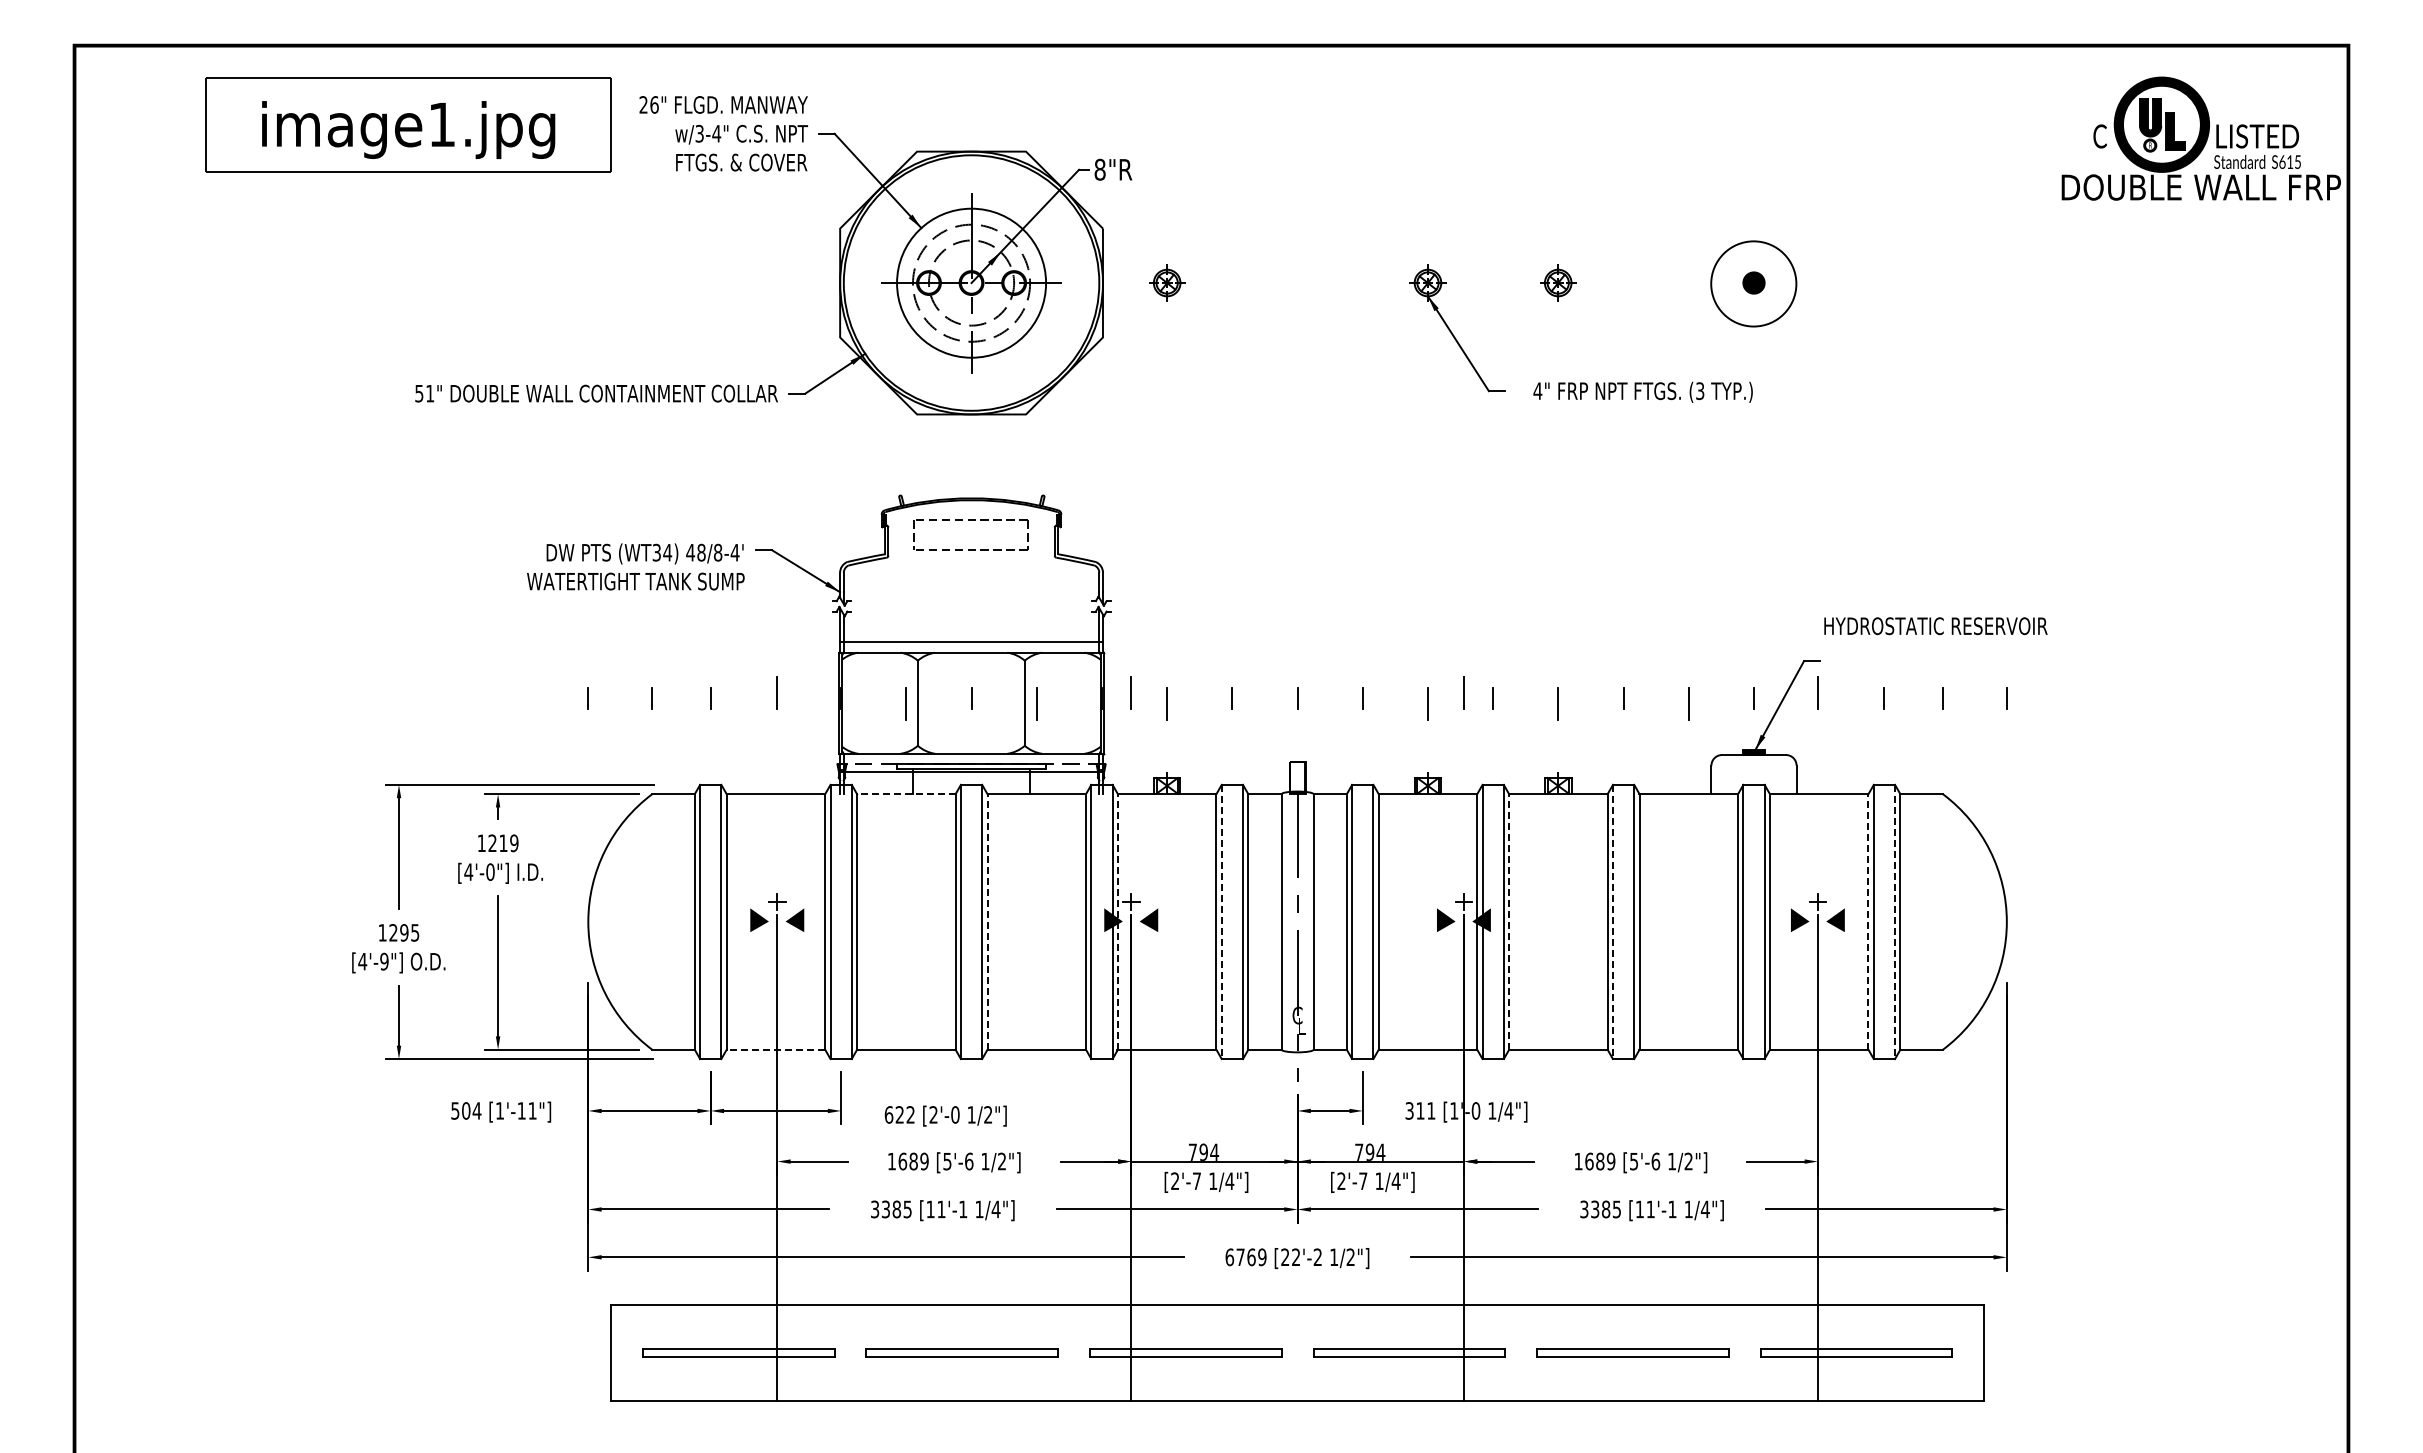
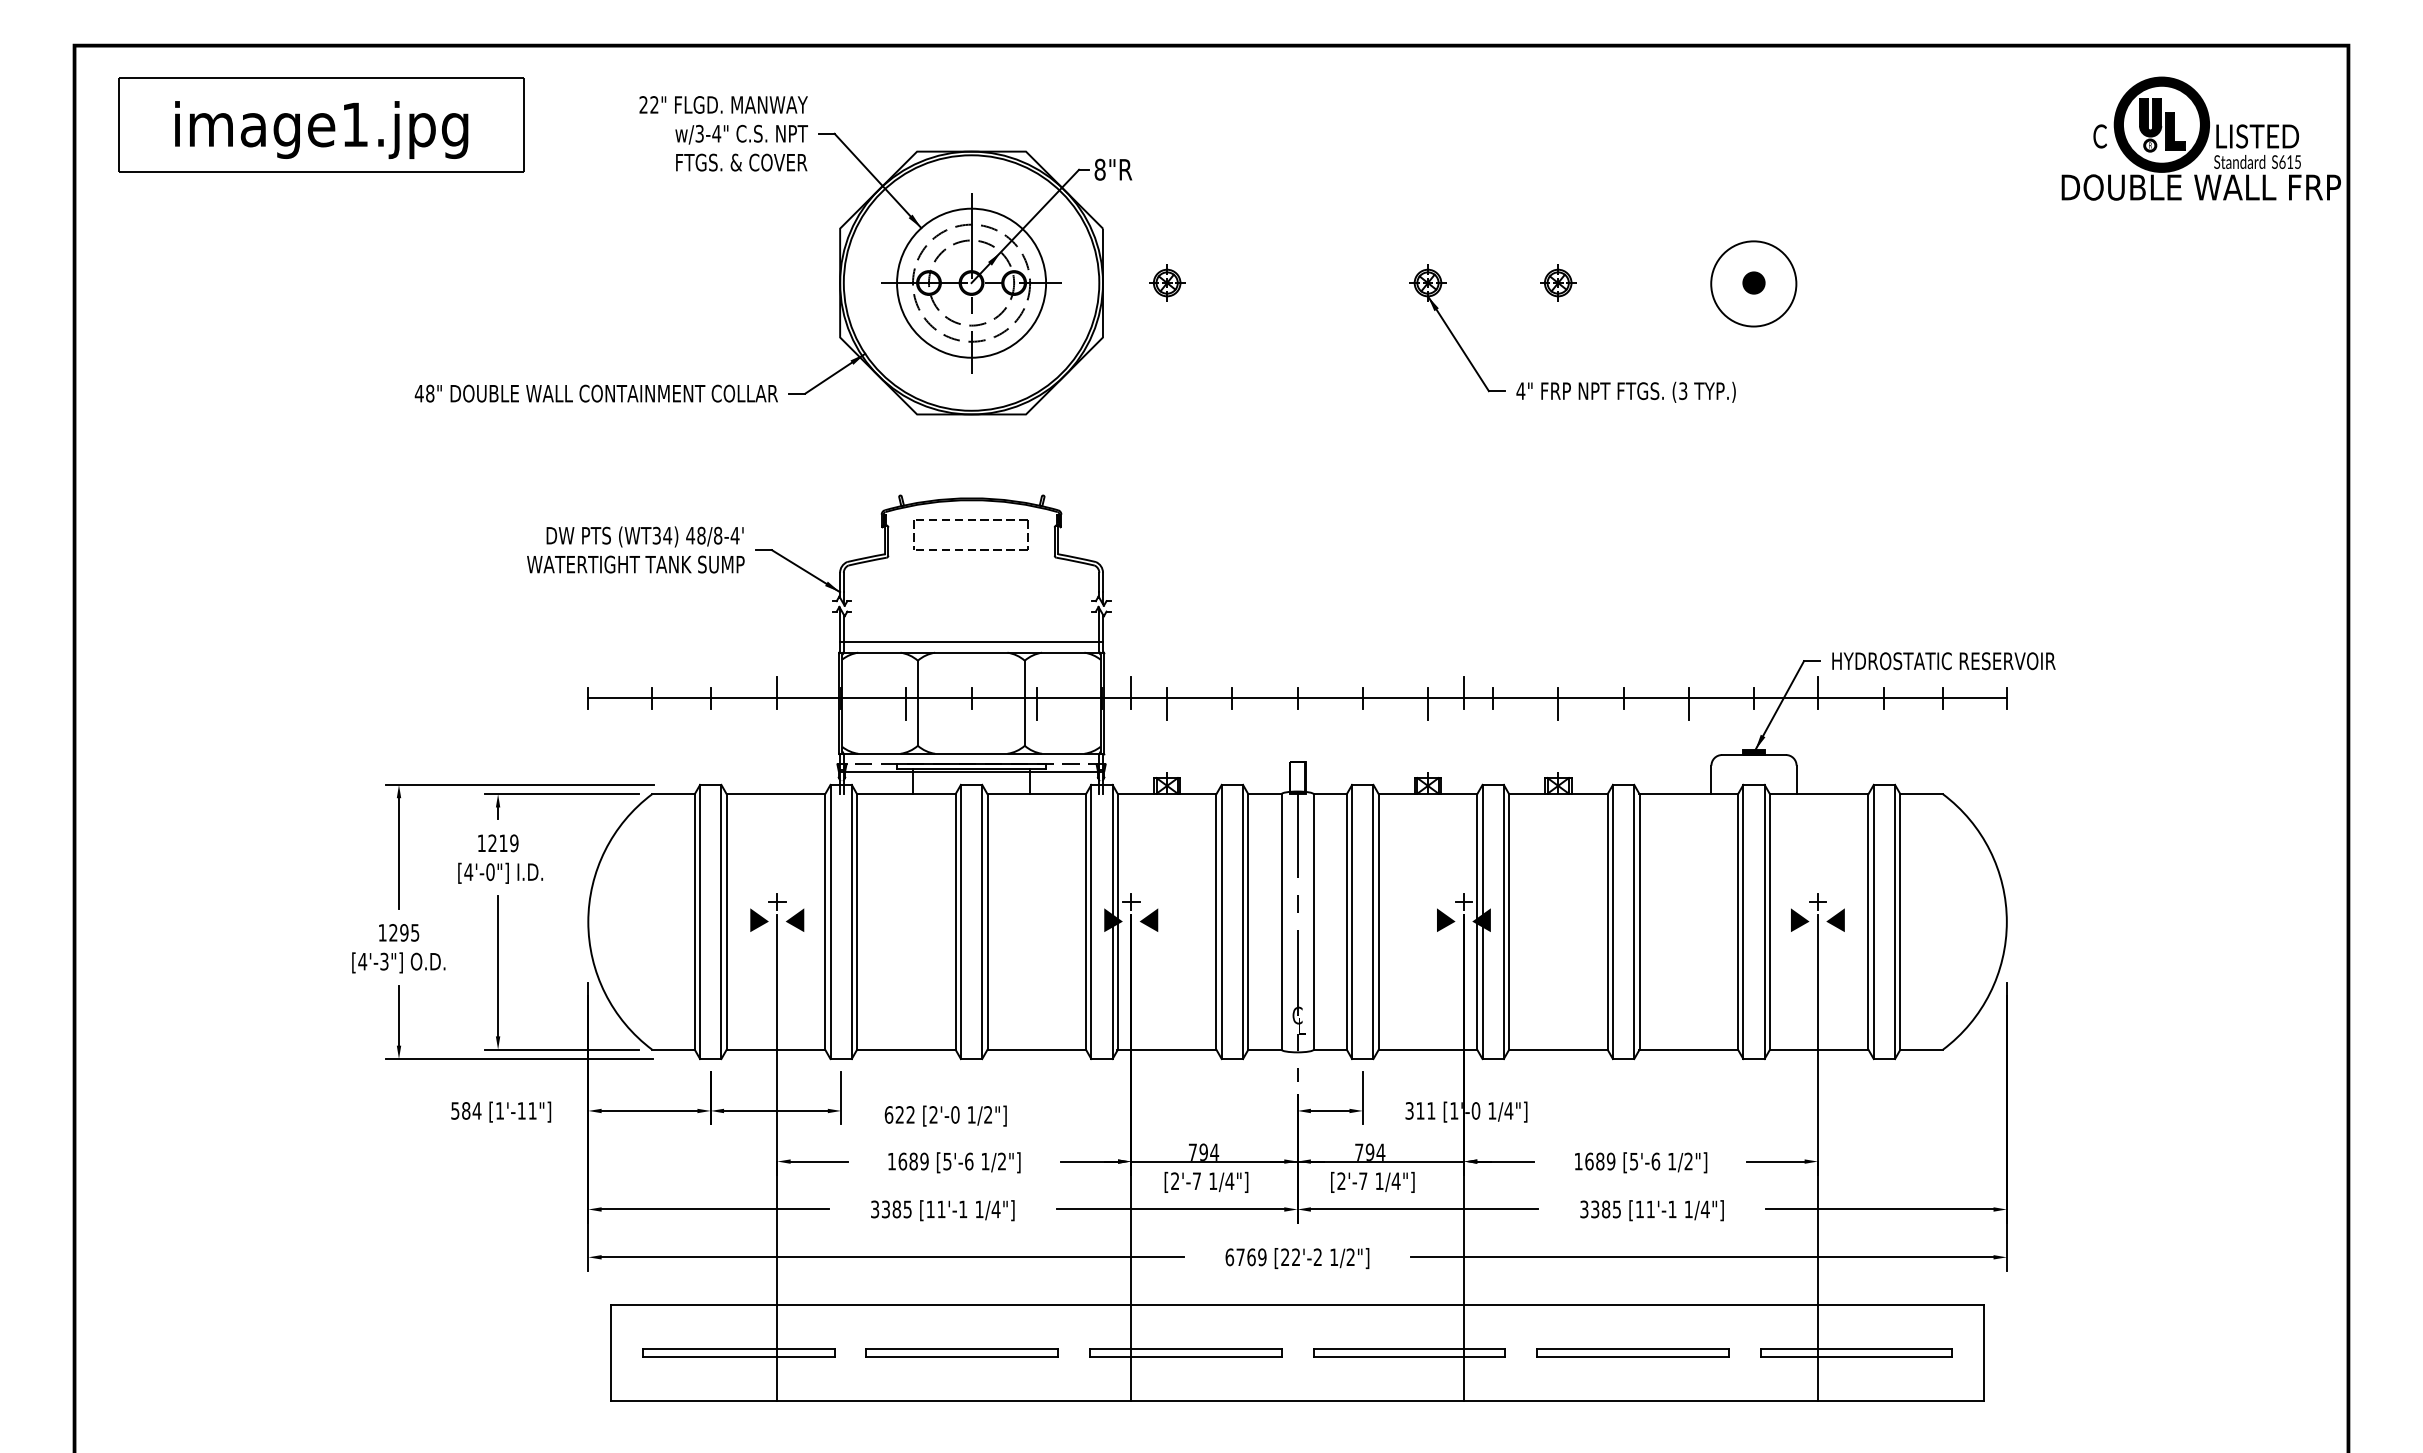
text: 26" -> 22" (654, 104)
part position: (408, 124) -> (321, 124) (321, 124)
text position: (1642, 391) -> (1625, 391) (1625, 391)
text: 51" -> 48" (424, 393)
text position: (635, 566) -> (635, 549) (635, 549)
text position: (1935, 626) -> (1943, 661) (1943, 661)
line: none -> present (1297, 698)
line: dashed -> solid (905, 794)
line: dashed -> solid (987, 921)
line: dashed -> solid (1117, 921)
line: dashed -> solid (1509, 921)
line: dashed -> solid (1868, 921)
line: dashed -> solid (1221, 922)
line: dashed -> solid (1612, 922)
line: dashed -> solid (1895, 922)
text: [4'-9"] -> [4'-3"] (384, 961)
line: dashed -> solid (775, 1049)
text: 504 -> 584 (466, 1110)
